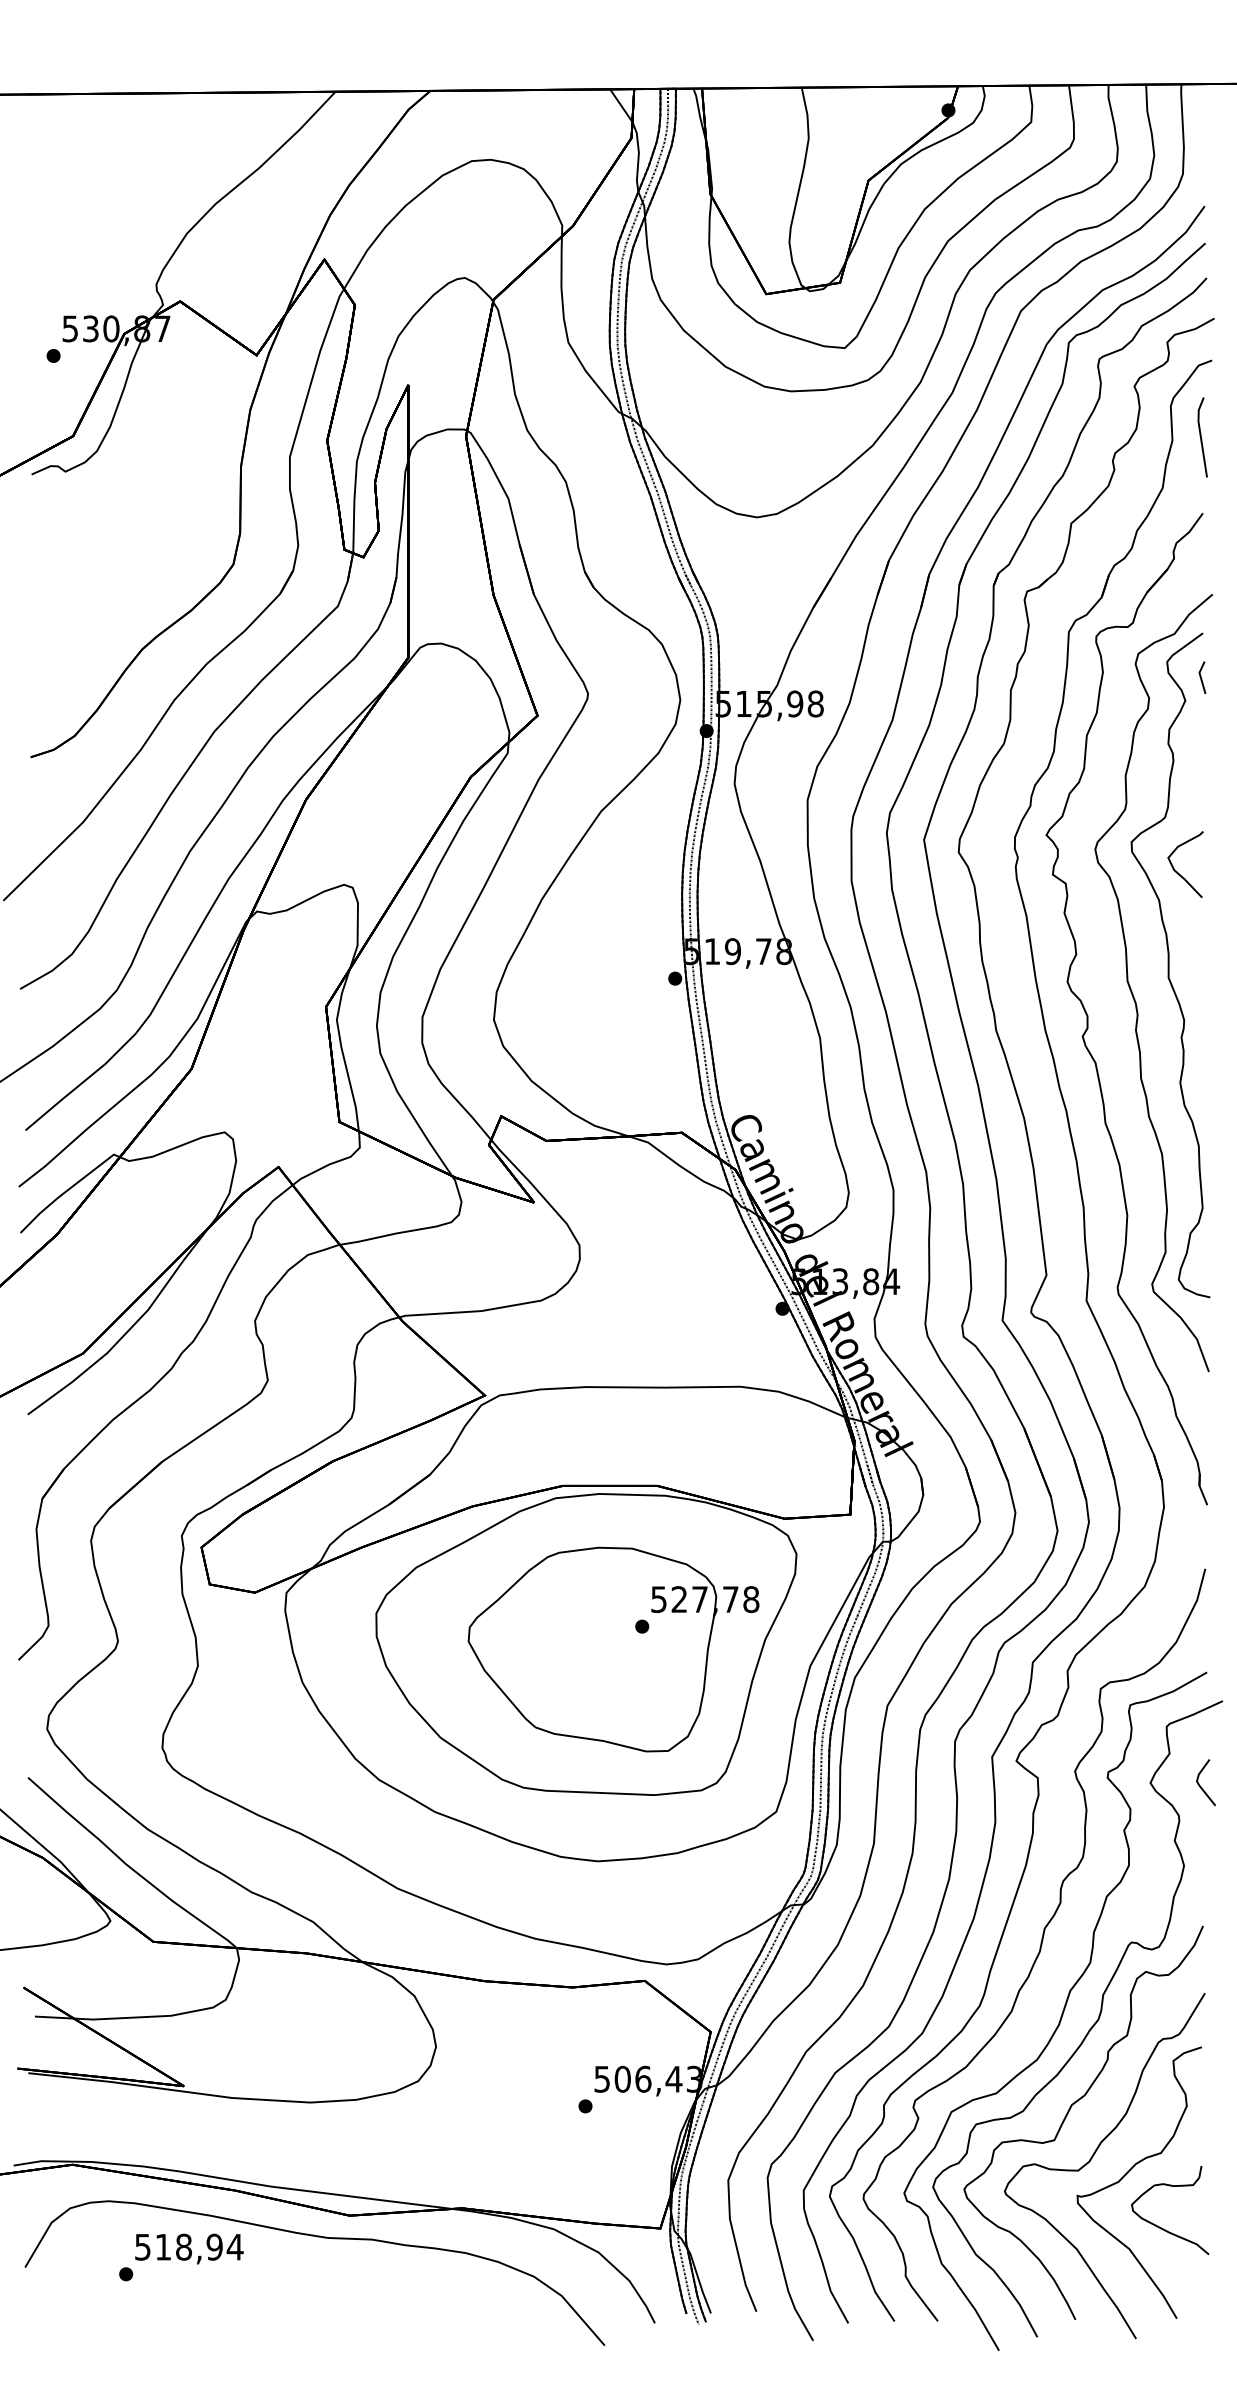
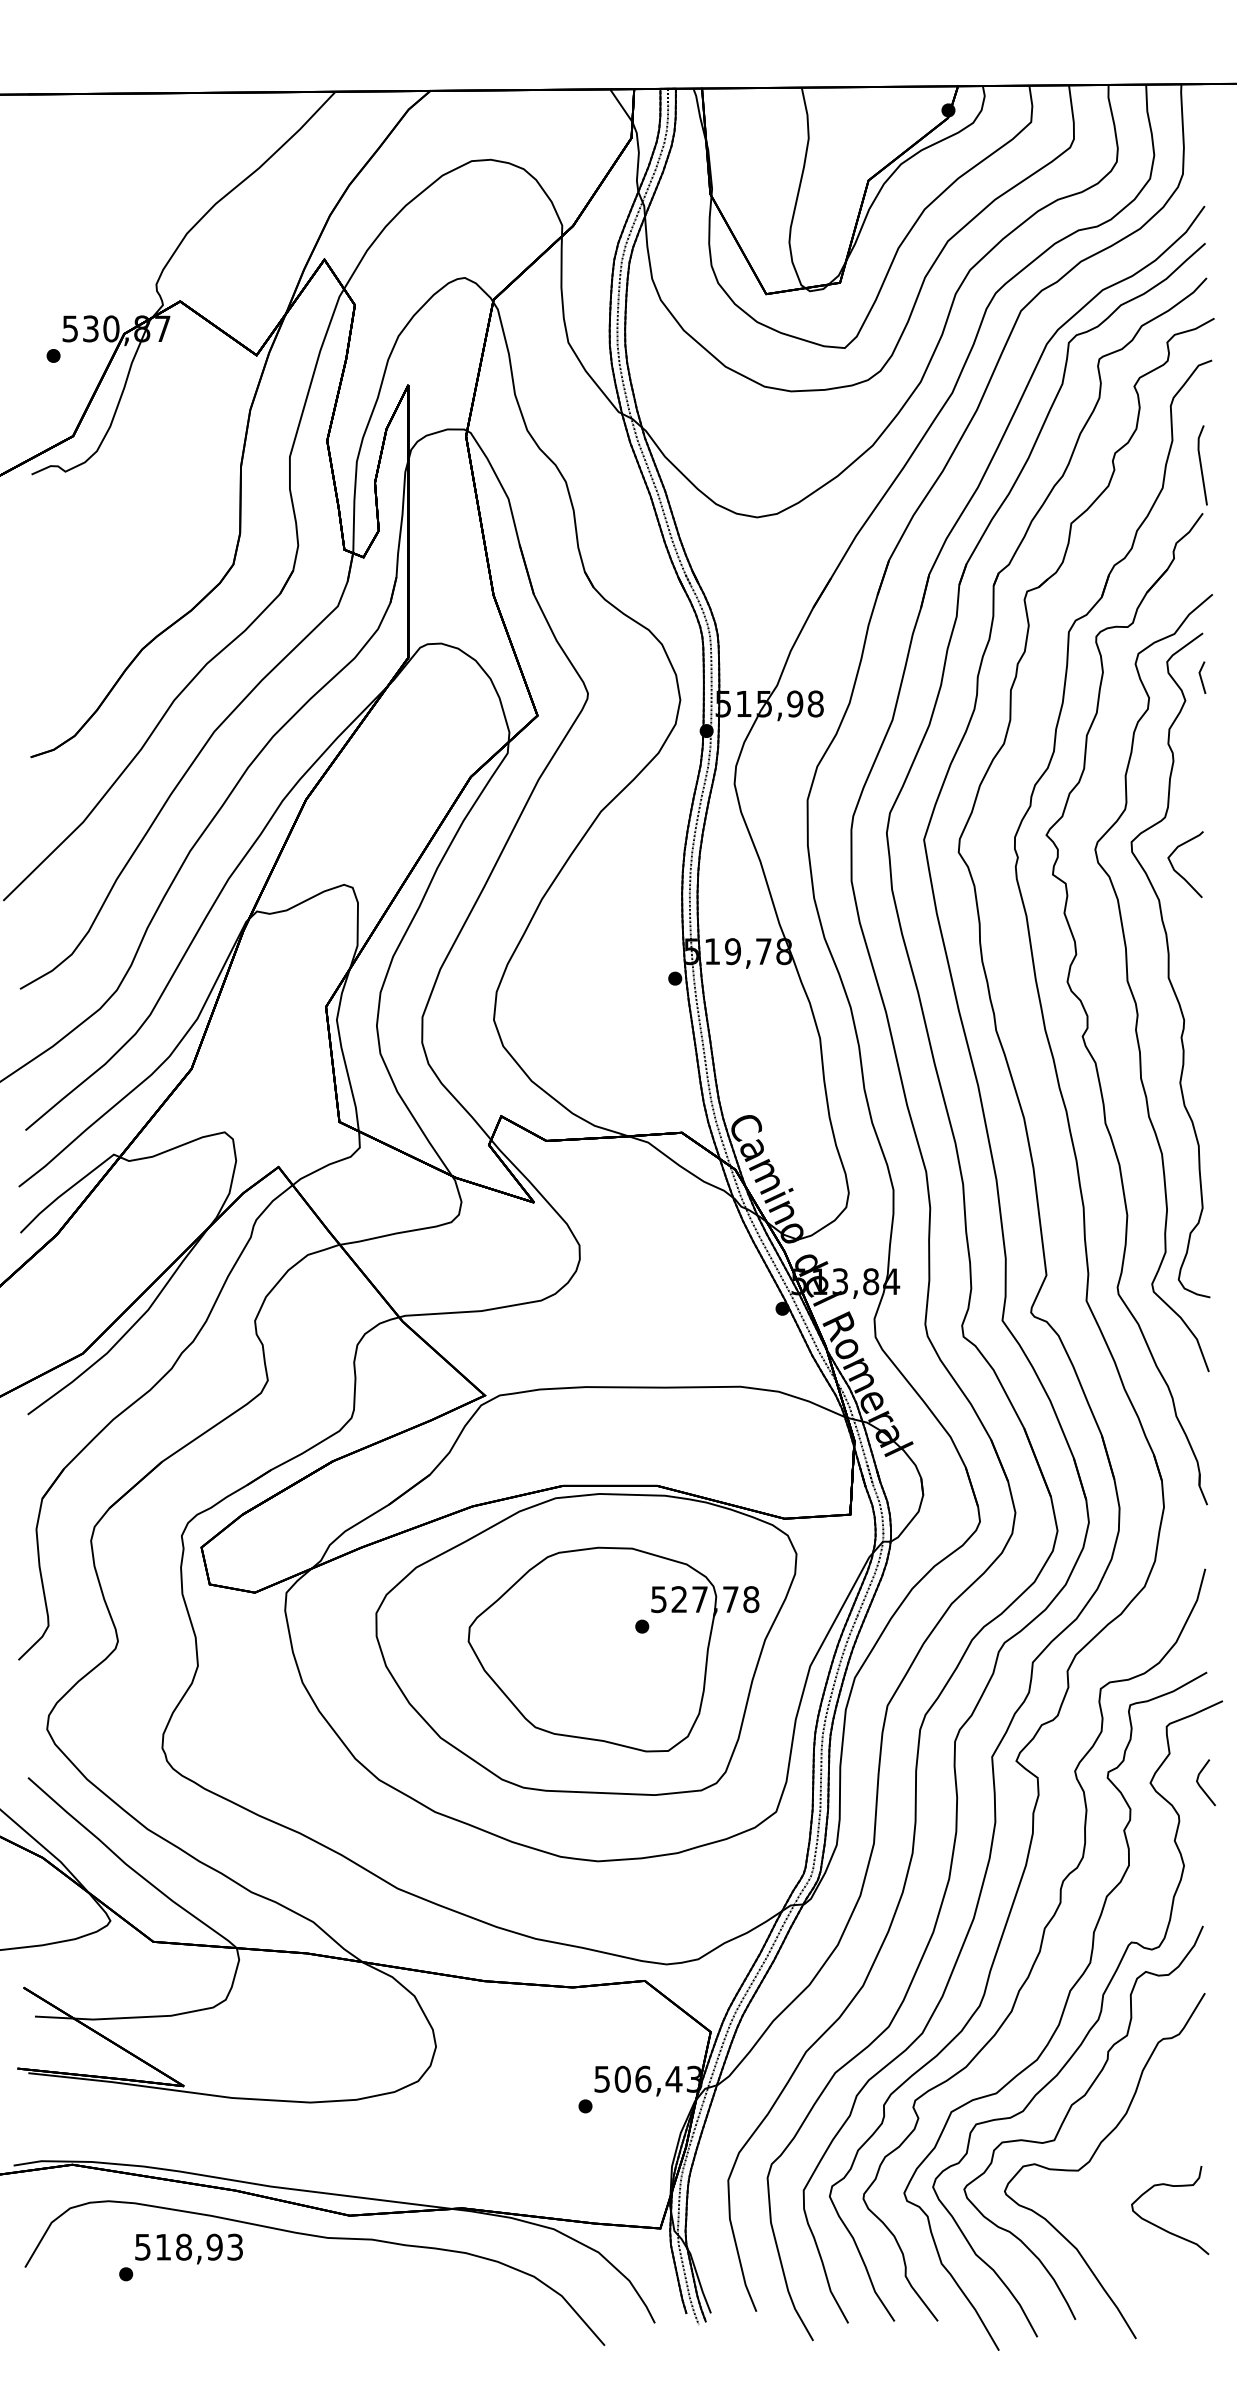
line position: (1201, 437) -> (1201, 465) (1201, 465)
part: present -> none (1129, 2172)
text: 518,94 -> 518,93 (234, 2246)
